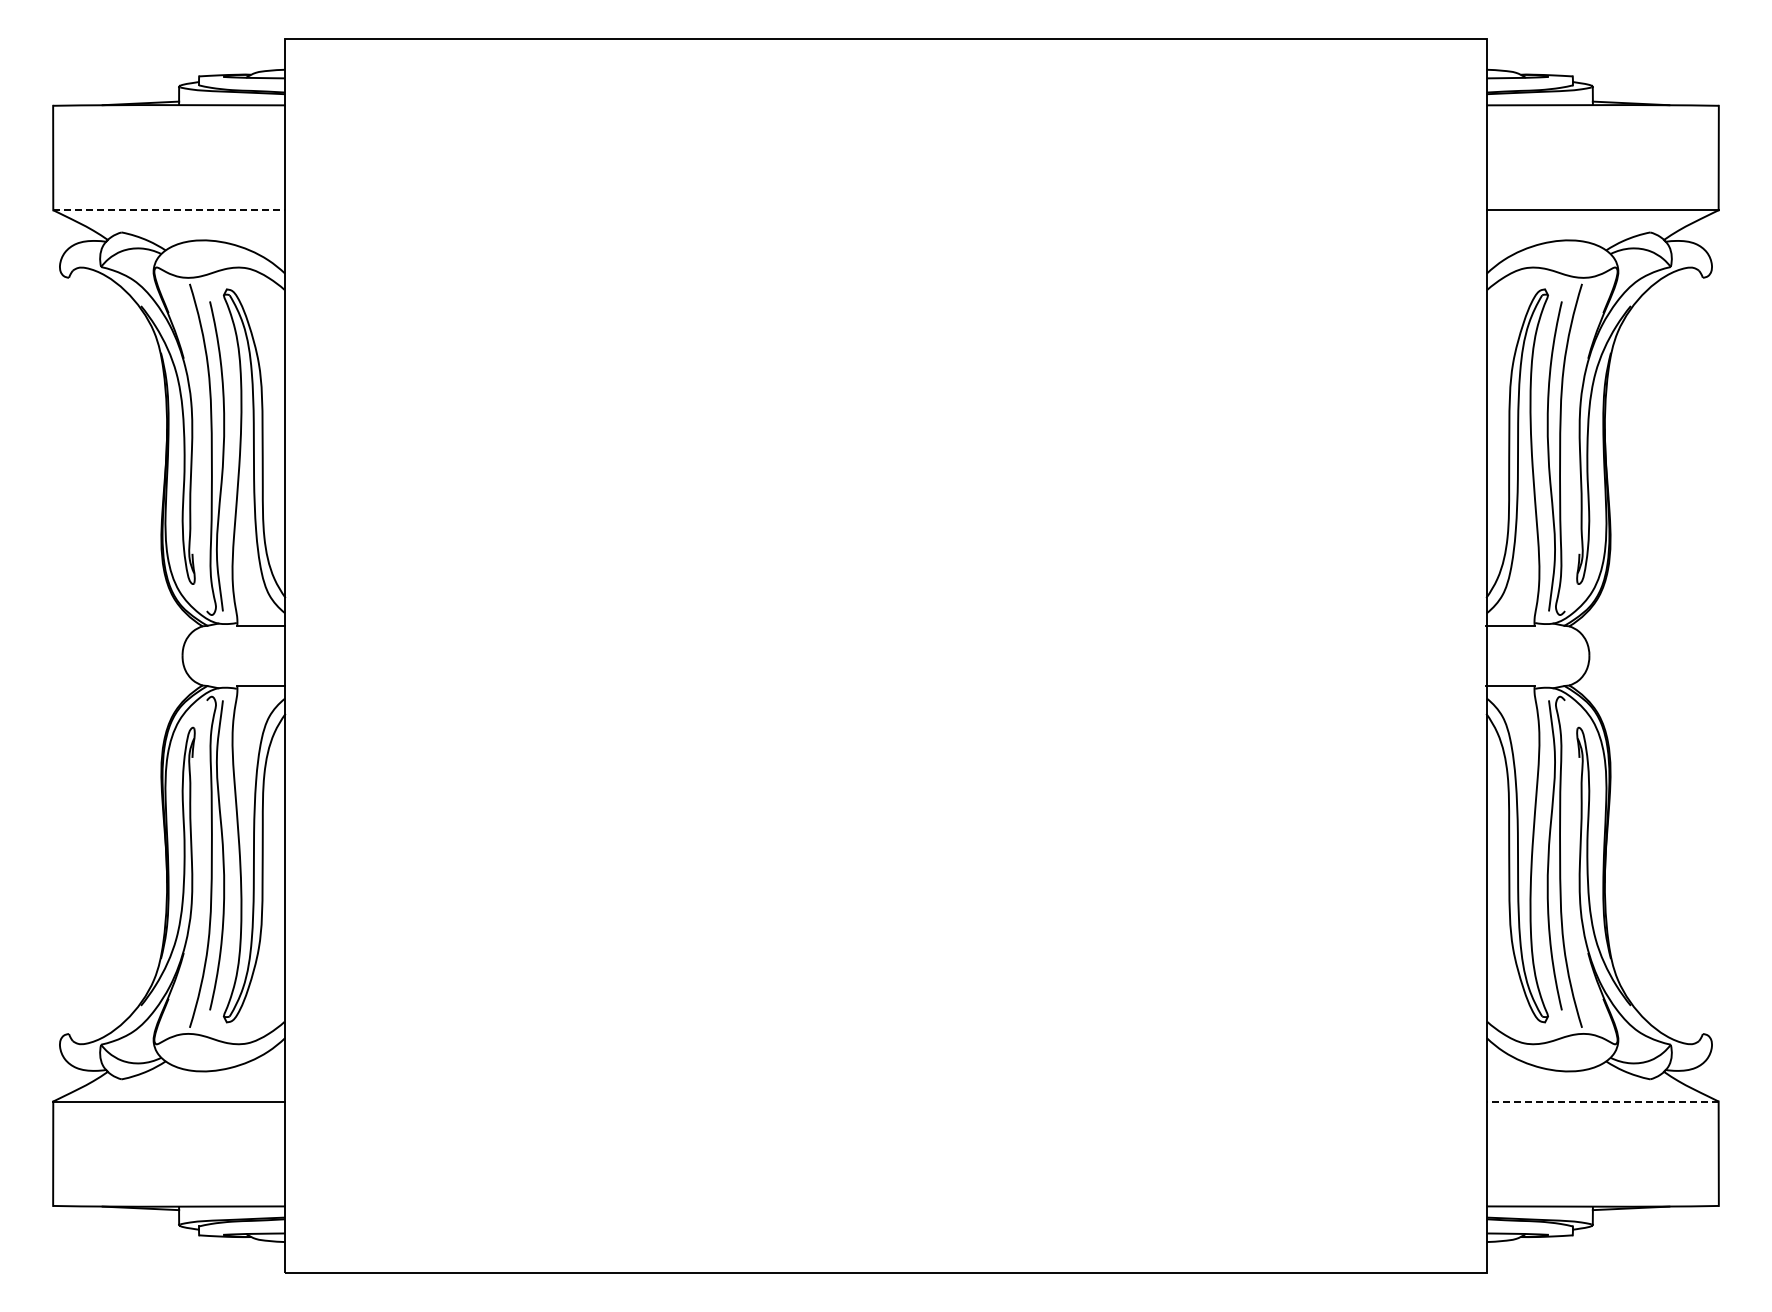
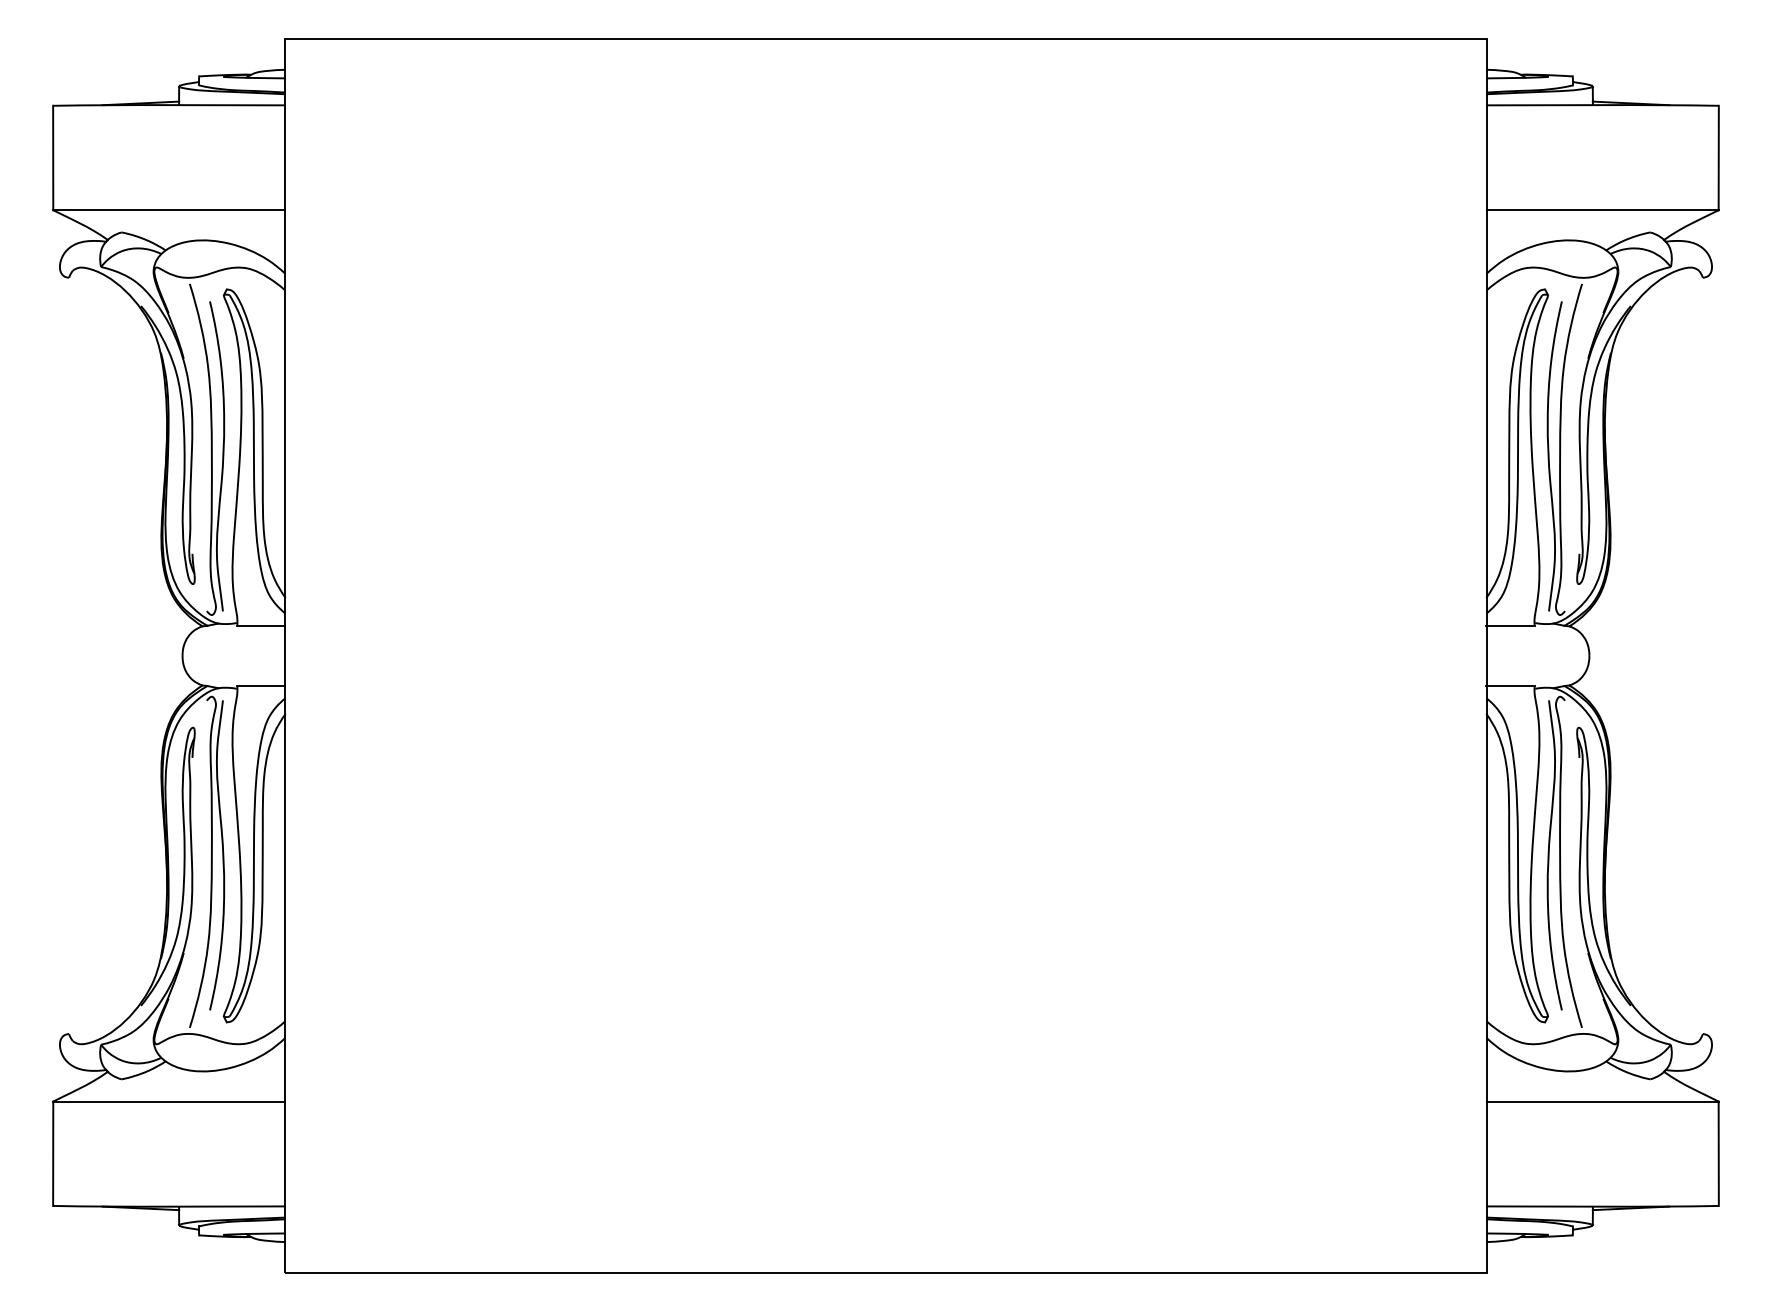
line: dashed -> solid (169, 210)
line: dashed -> solid (1602, 1101)
